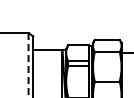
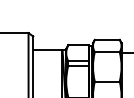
line: dashed -> solid (28, 65)
